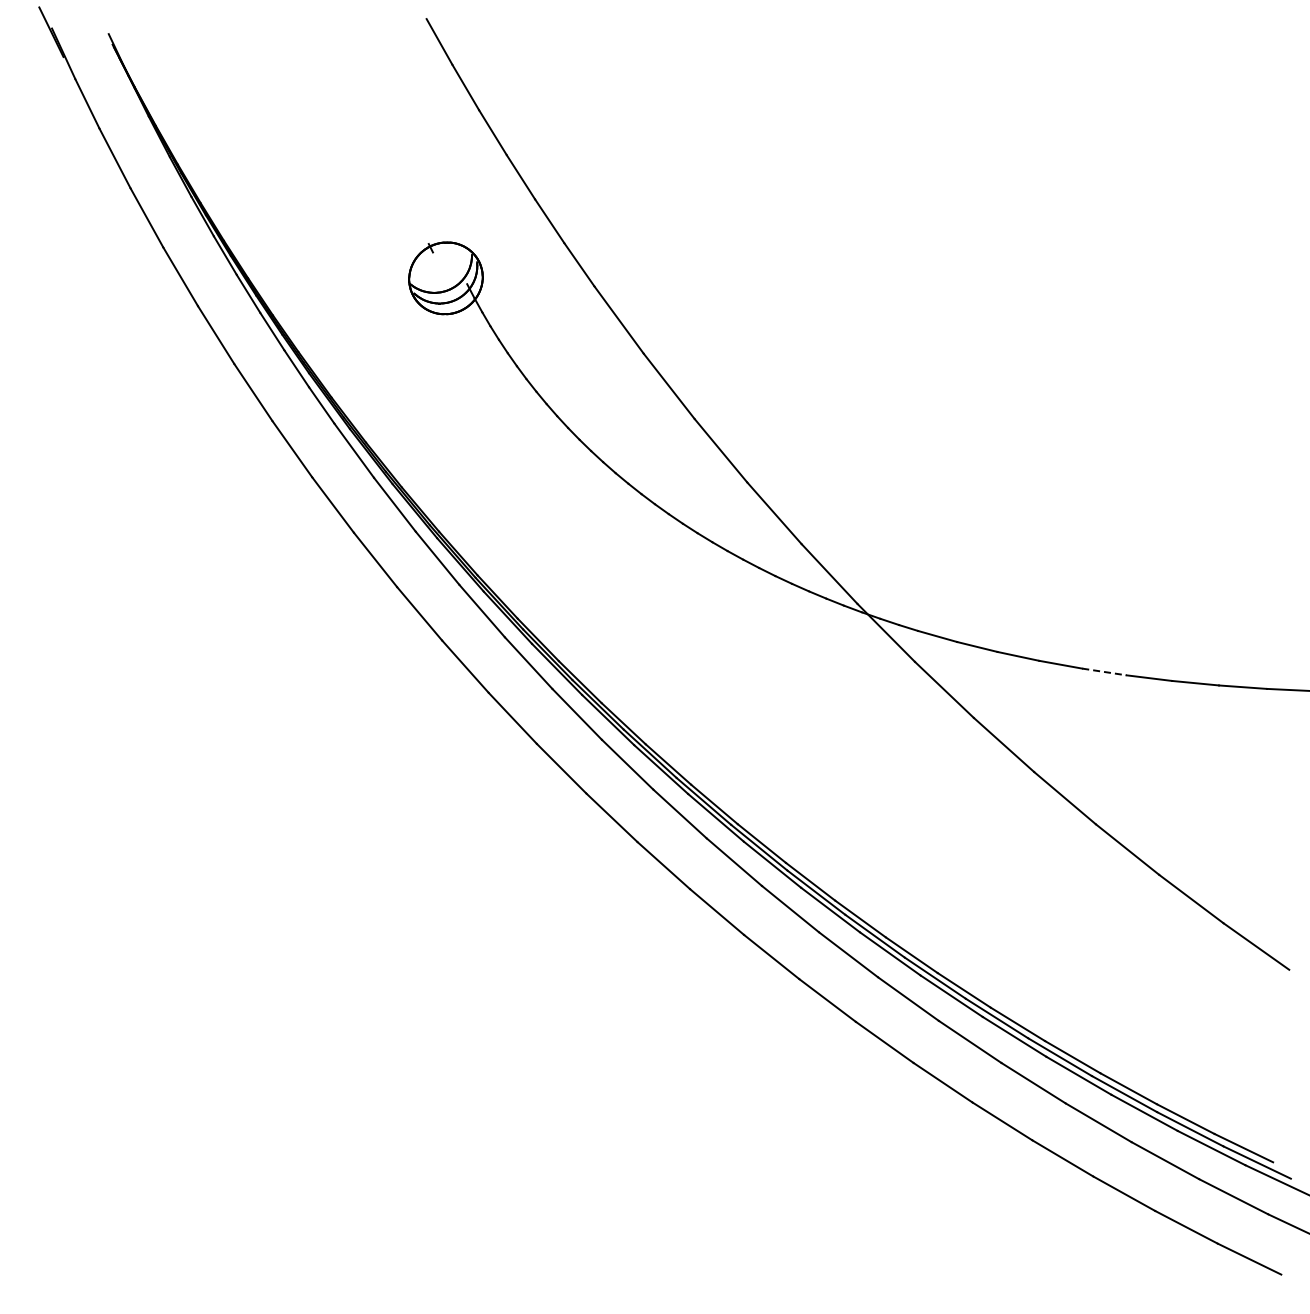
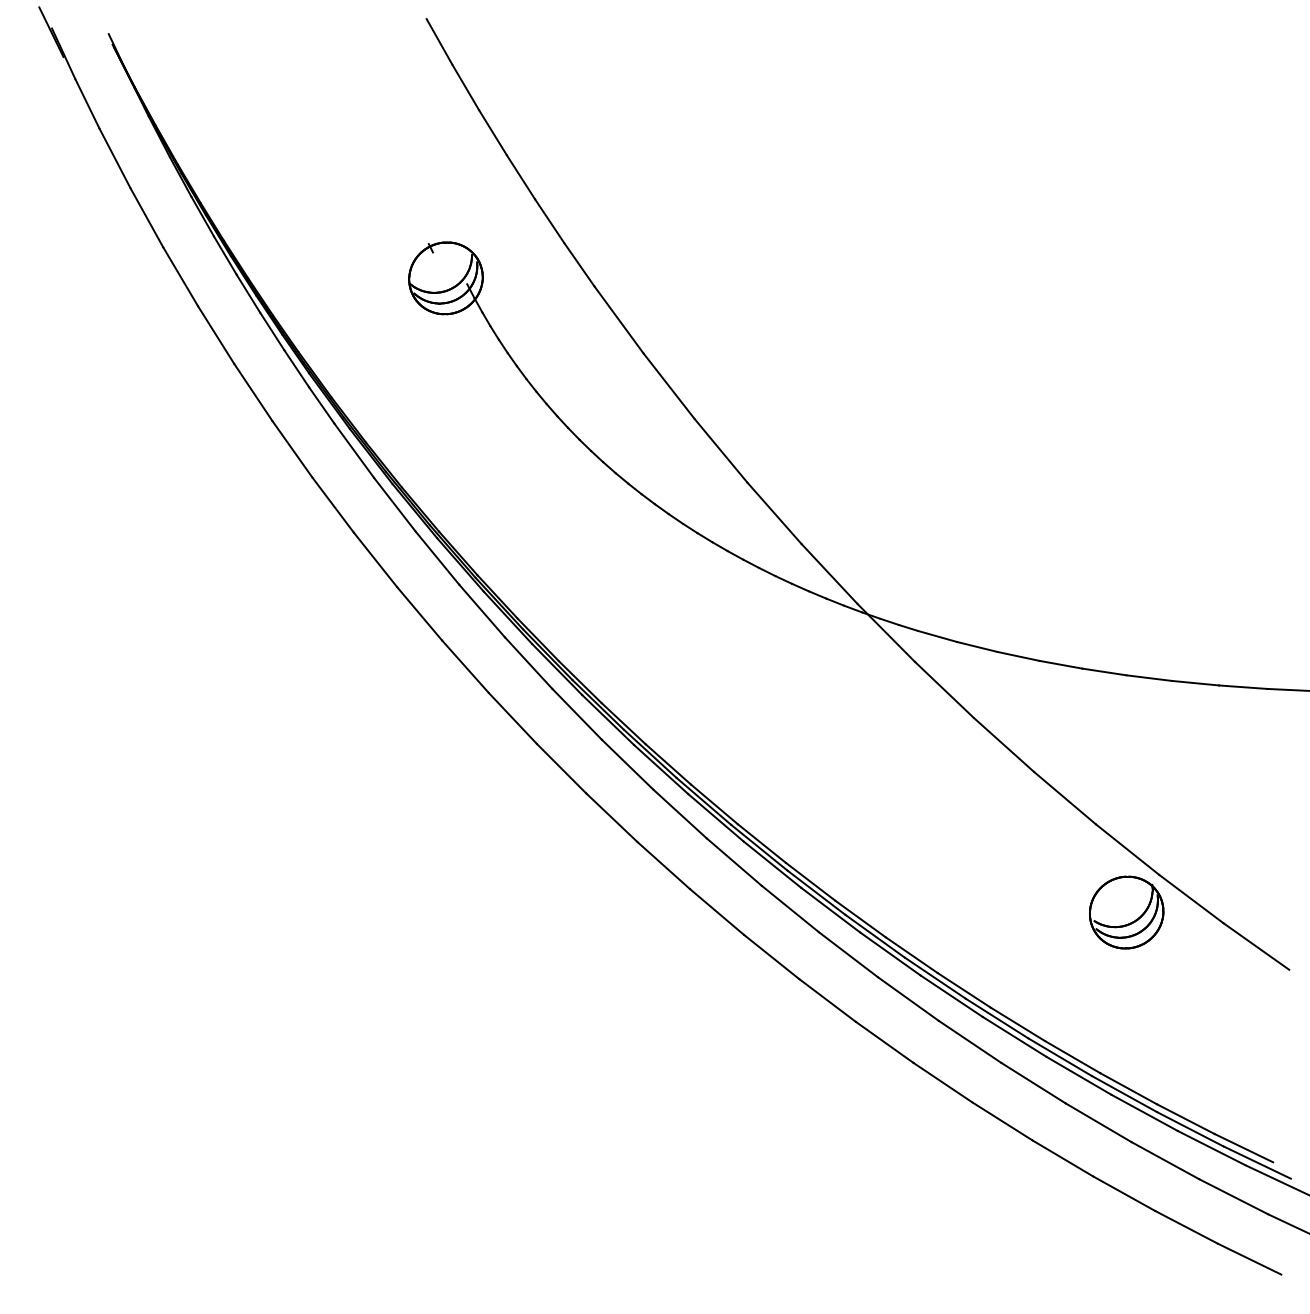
line: dashed -> solid (1104, 672)
part: none -> present (1126, 912)
